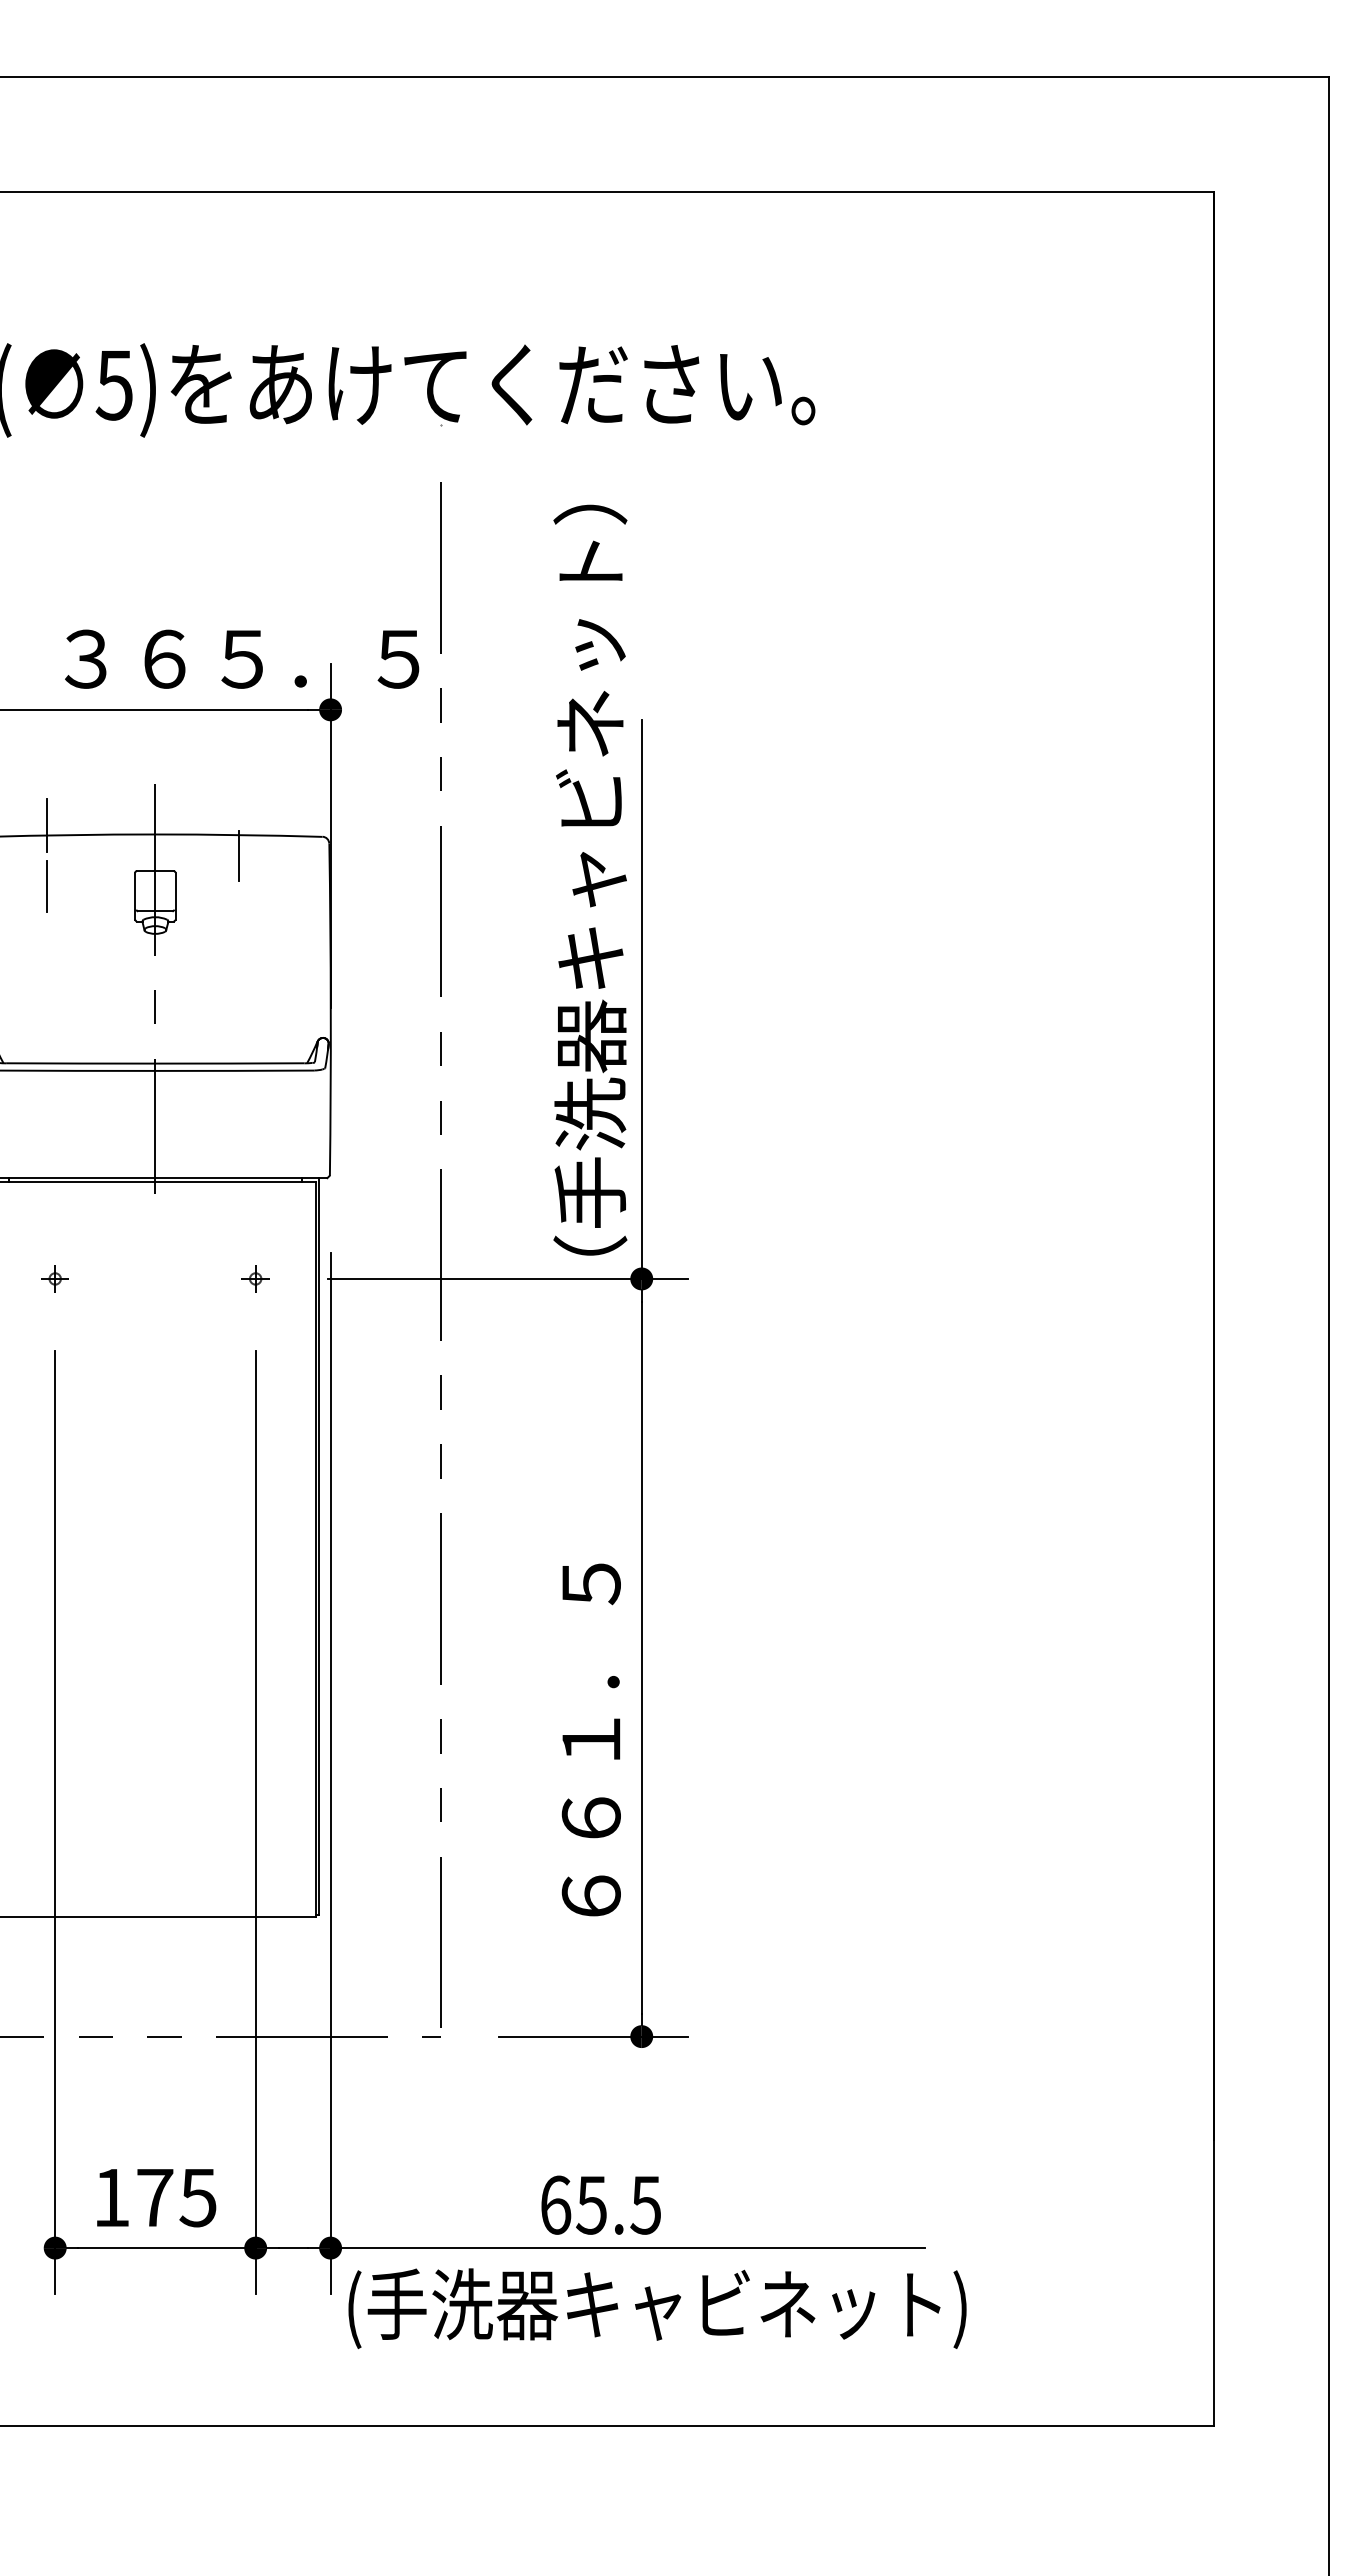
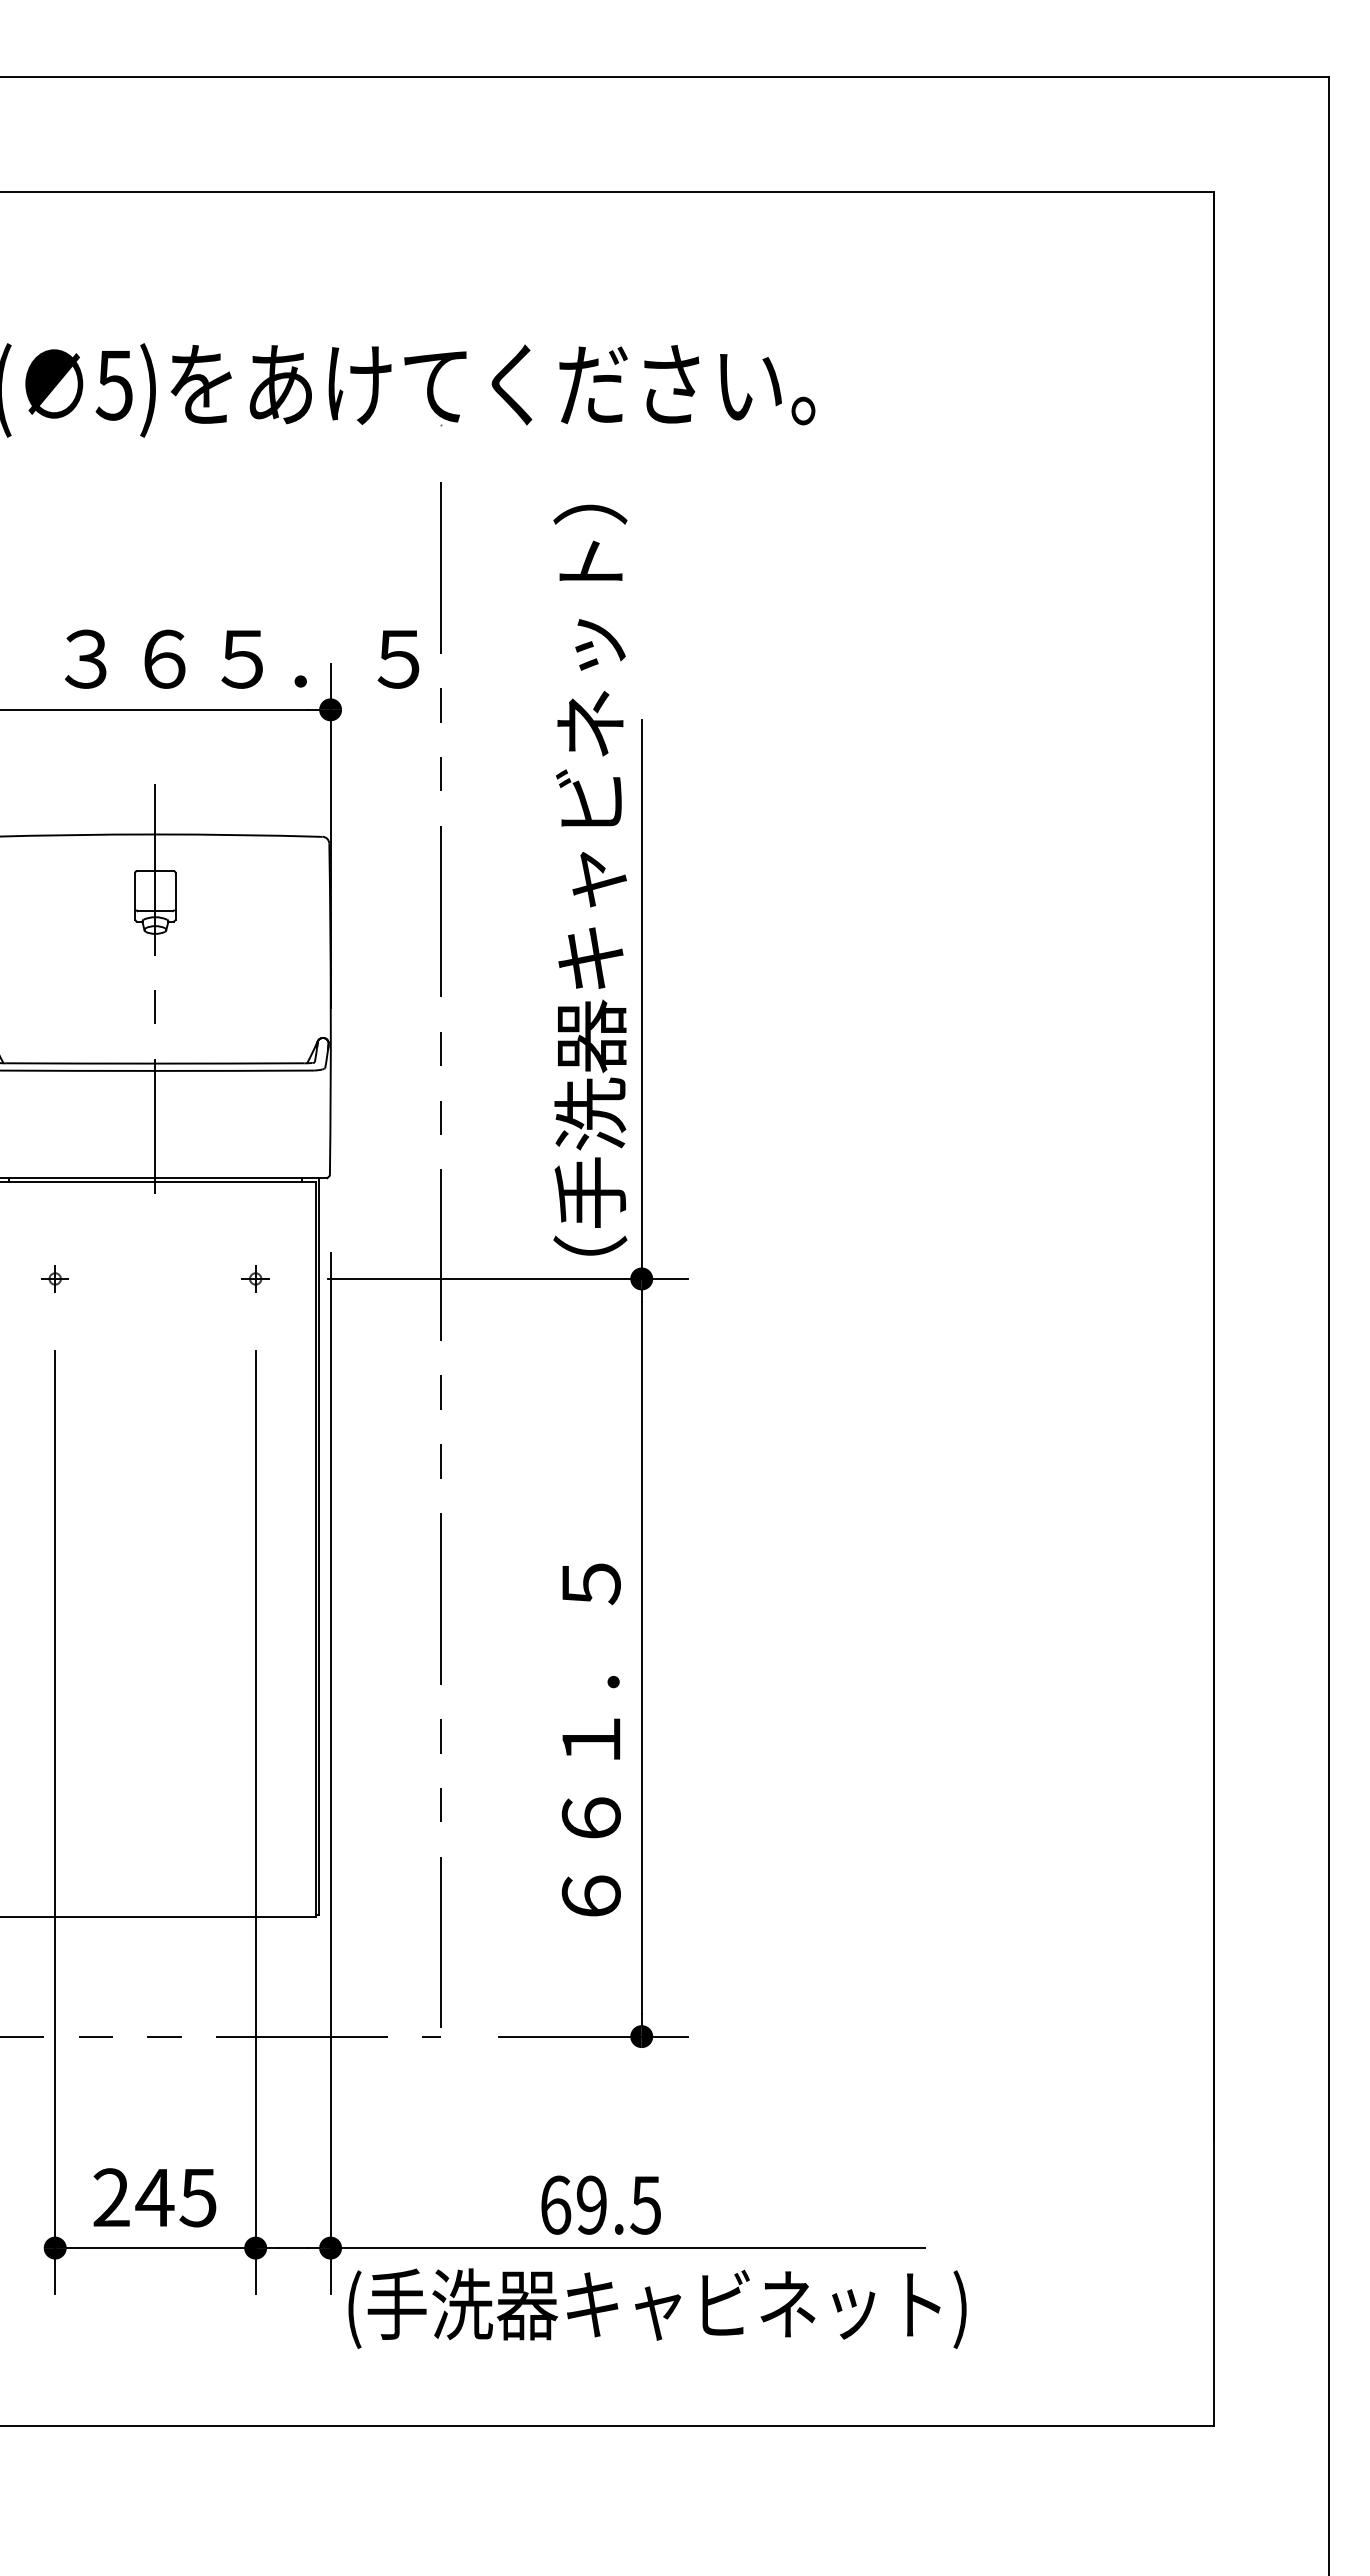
line: present -> none (46, 825)
line: present -> none (239, 856)
line: present -> none (46, 886)
text: 175 -> 245 (133, 2197)
text: 65.5 -> 69.5 (591, 2204)
